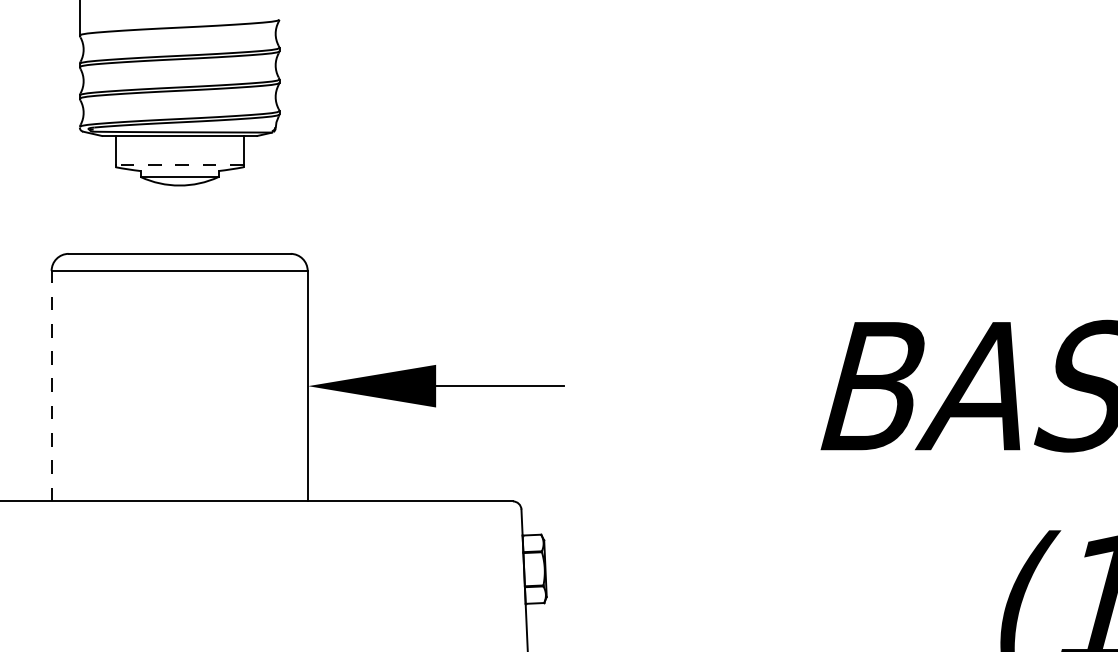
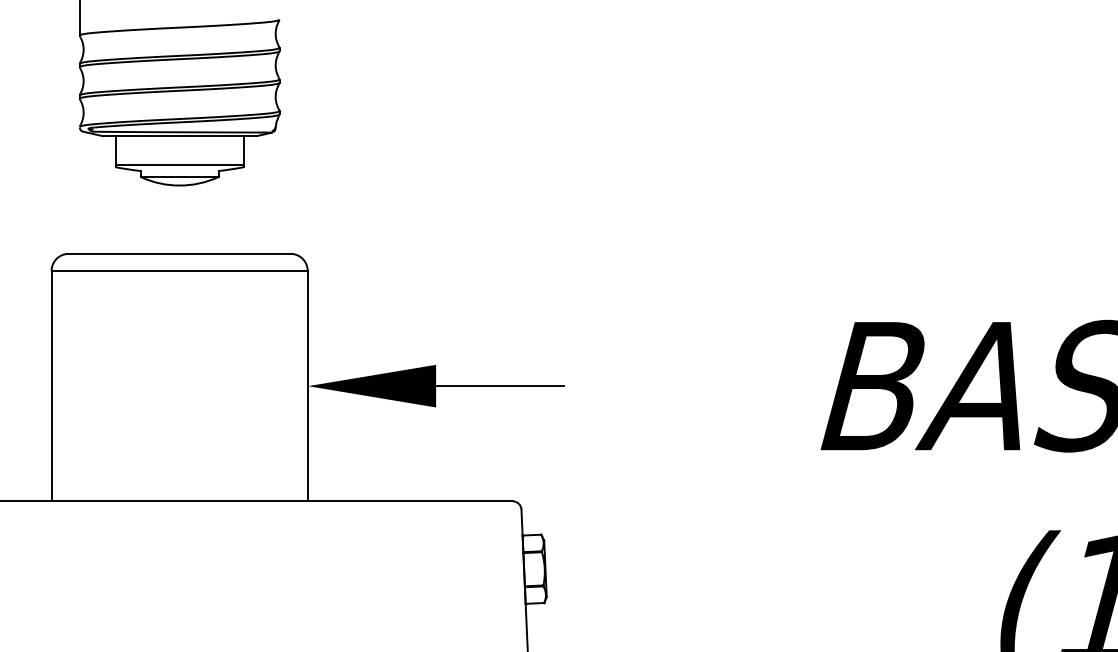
line: dashed -> solid (179, 164)
line: dashed -> solid (51, 385)
